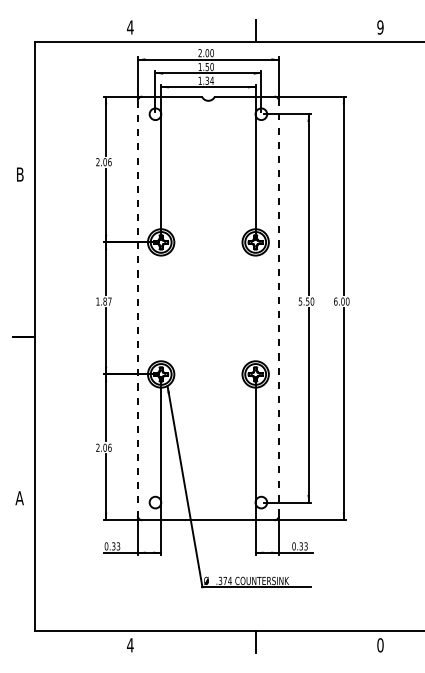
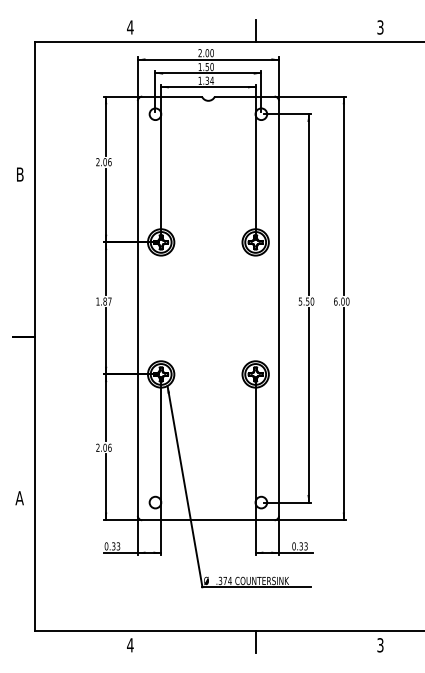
text: 9 -> 3 (380, 27)
line: dashed -> solid (279, 307)
line: dashed -> solid (137, 308)
text: 0 -> 3 (380, 645)
